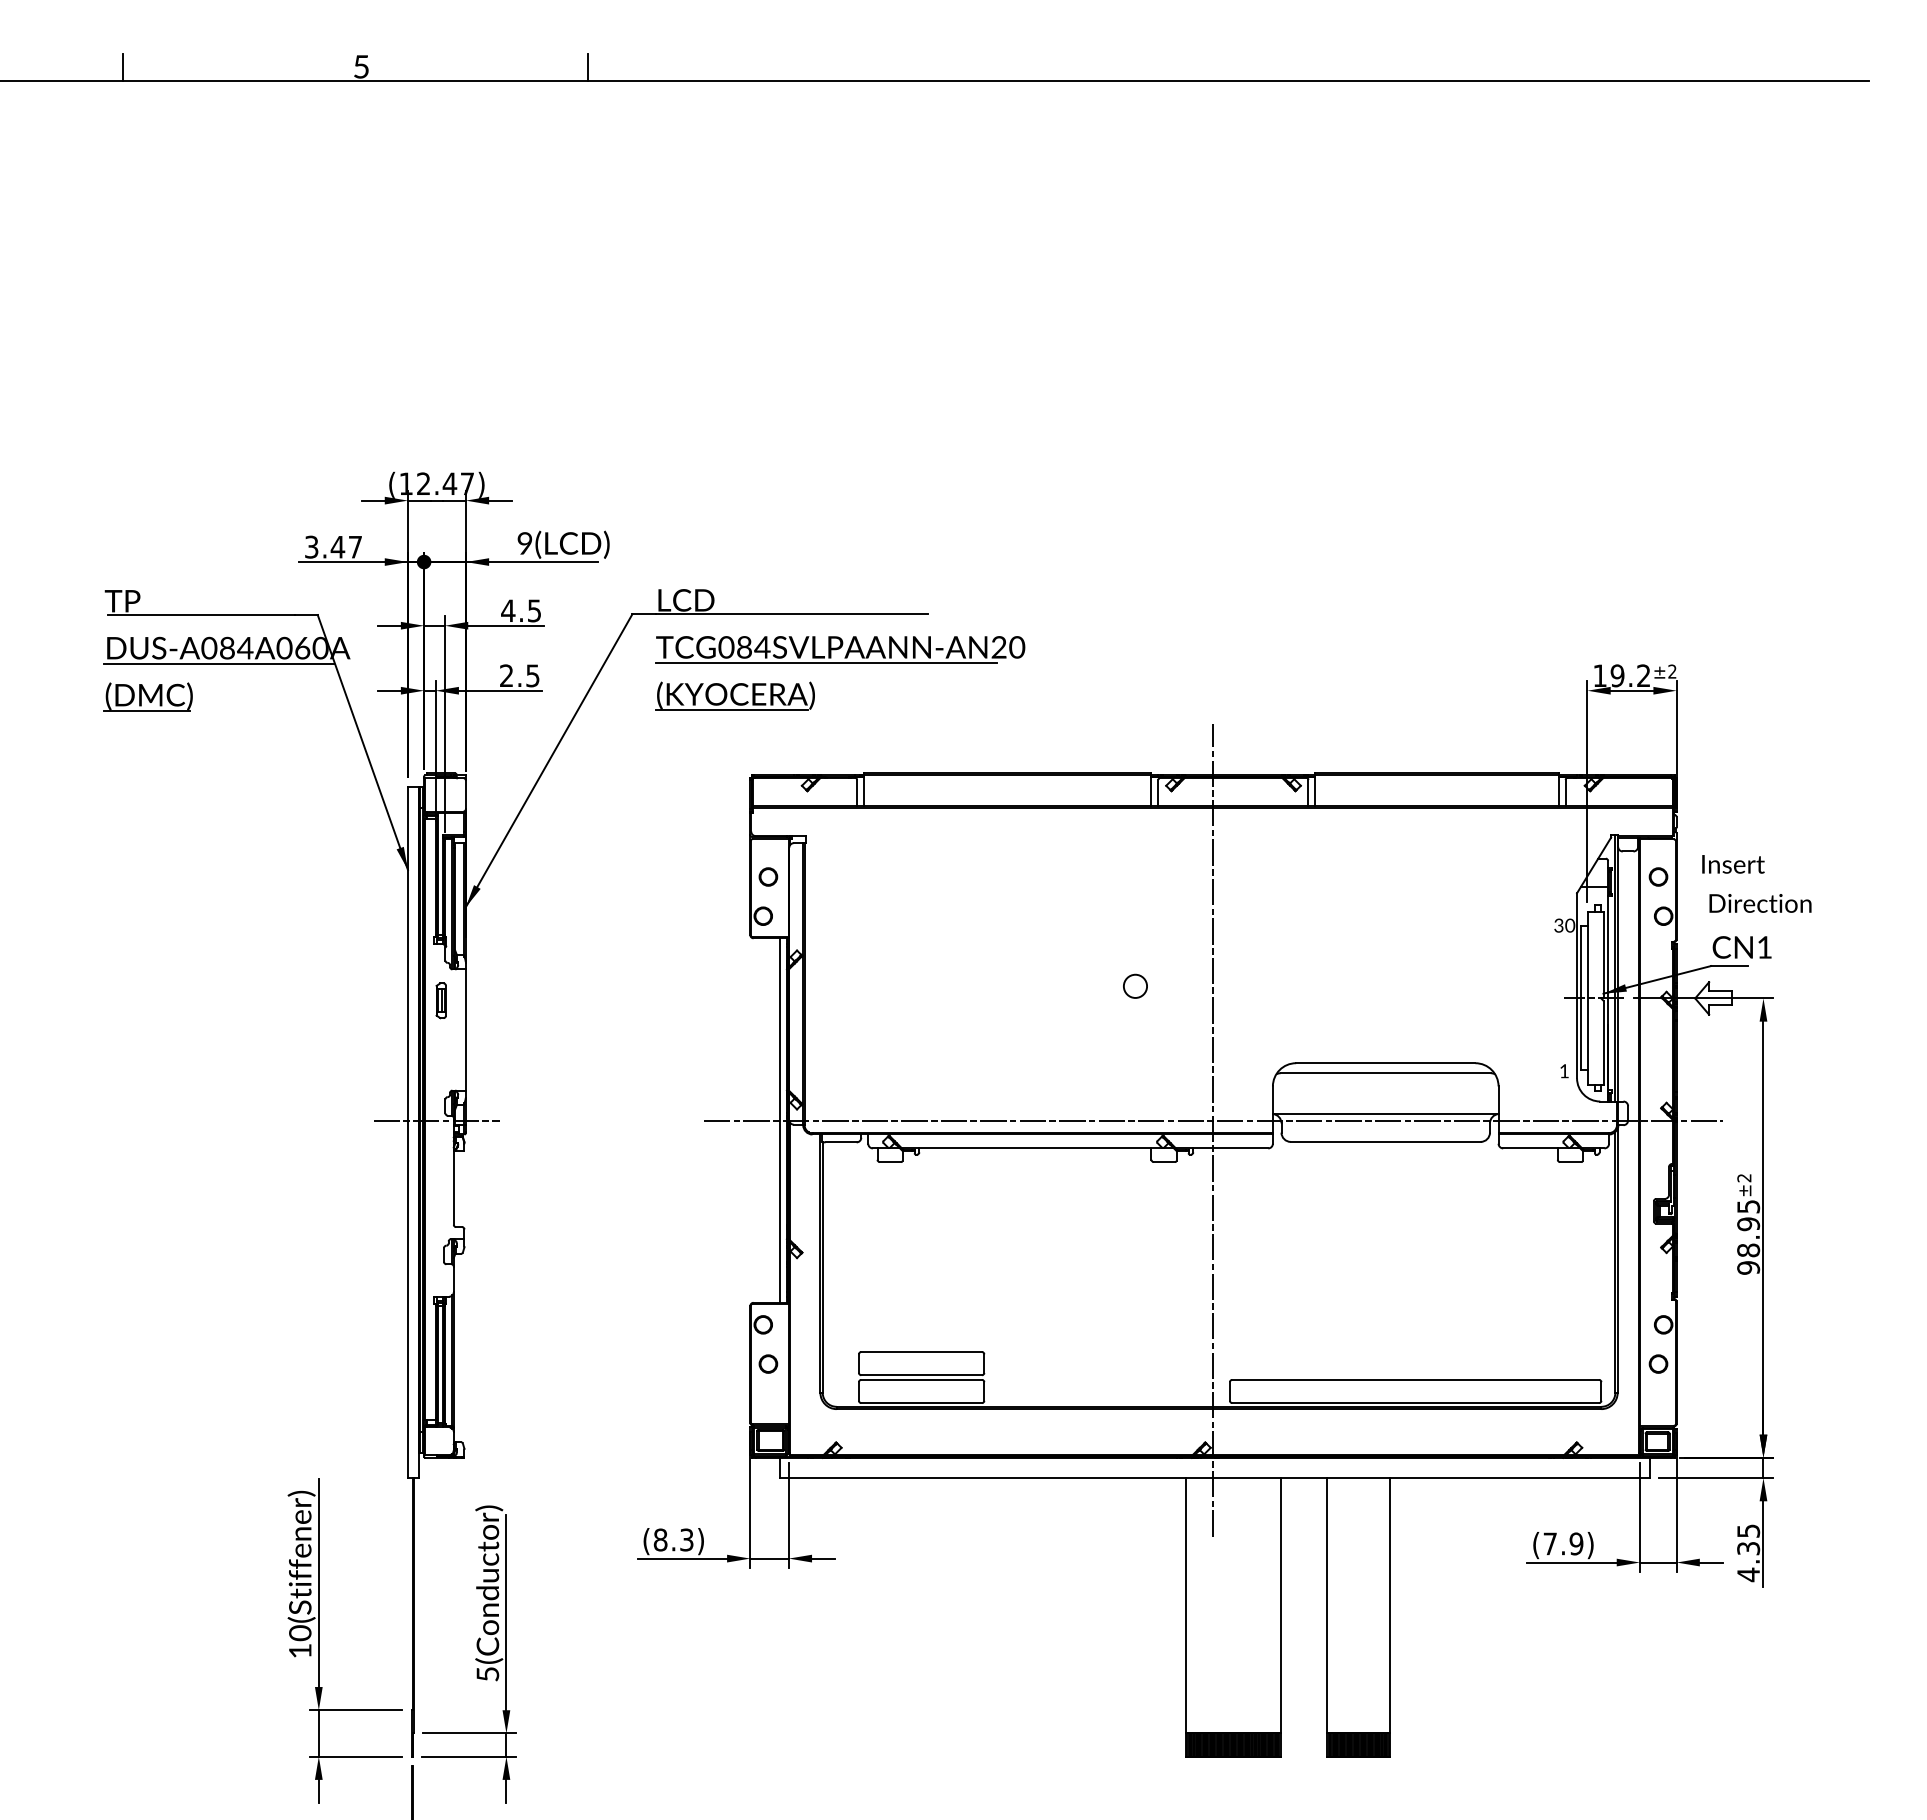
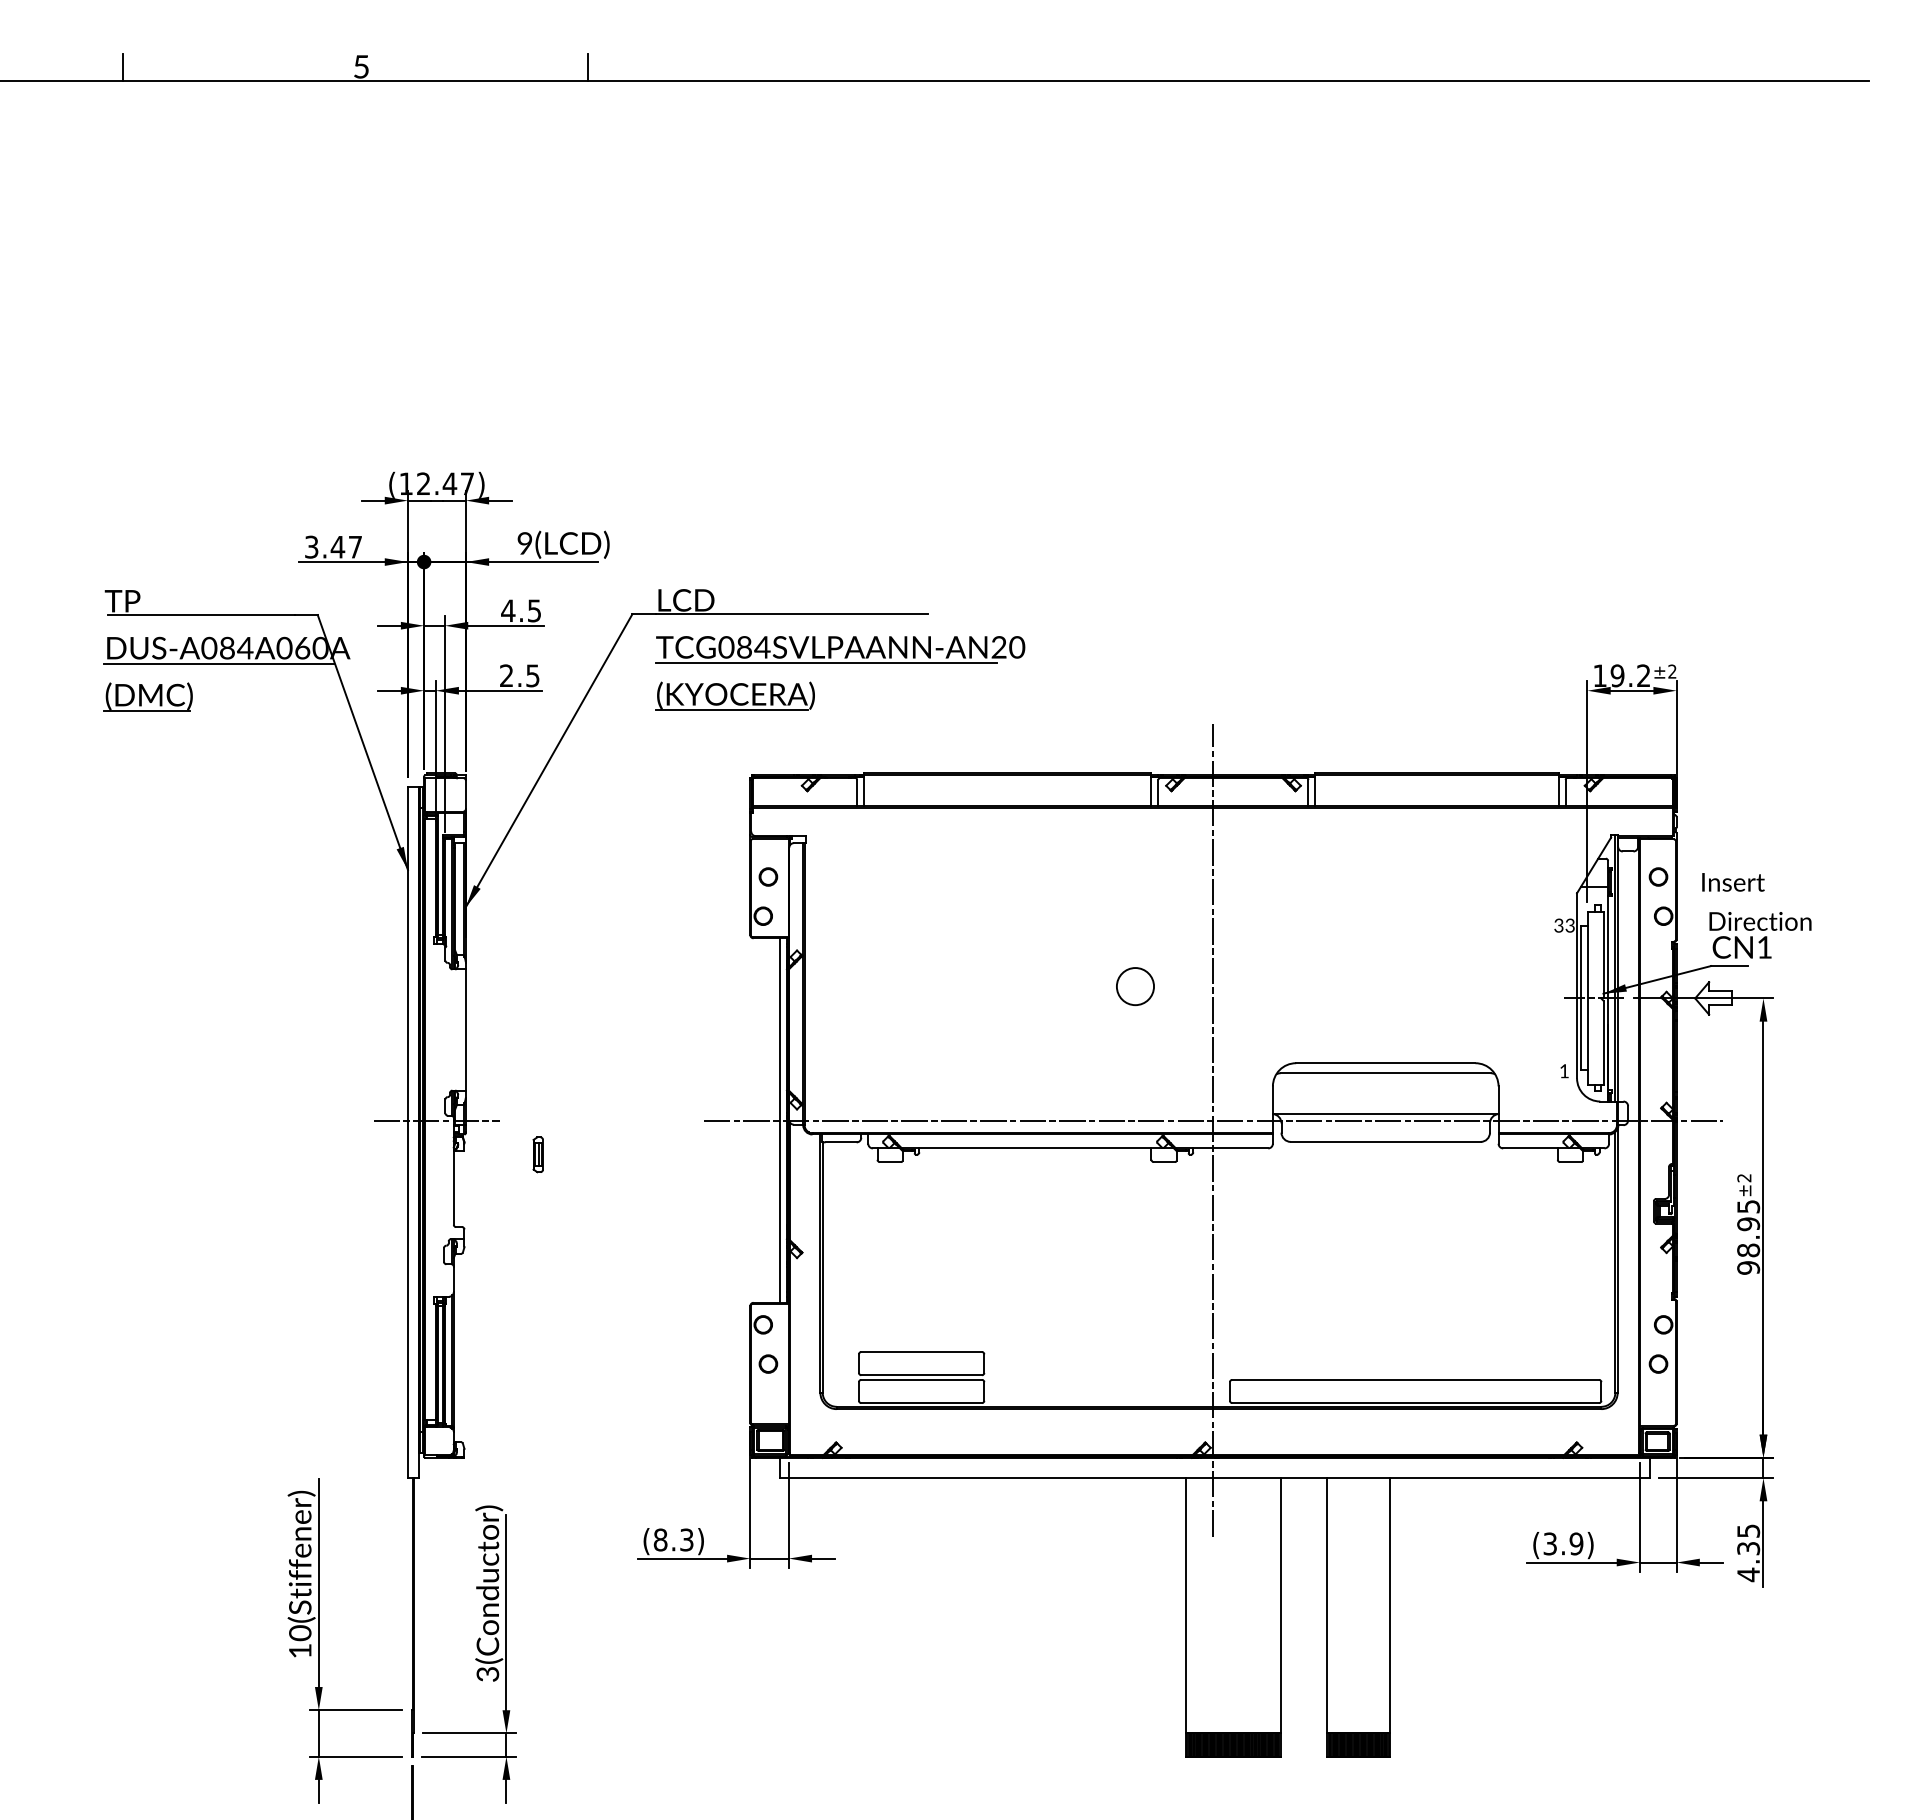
text position: (1756, 883) -> (1756, 901) (1756, 901)
text: 30 -> 33 (1570, 925)
circle size: 25x26 px -> 39x40 px (1135, 986)
part position: (440, 1000) -> (537, 1154) (537, 1154)
text: (7.9) -> (3.9) (1549, 1543)
text: 5(Conductor) -> 3(Conductor) (487, 1674)
